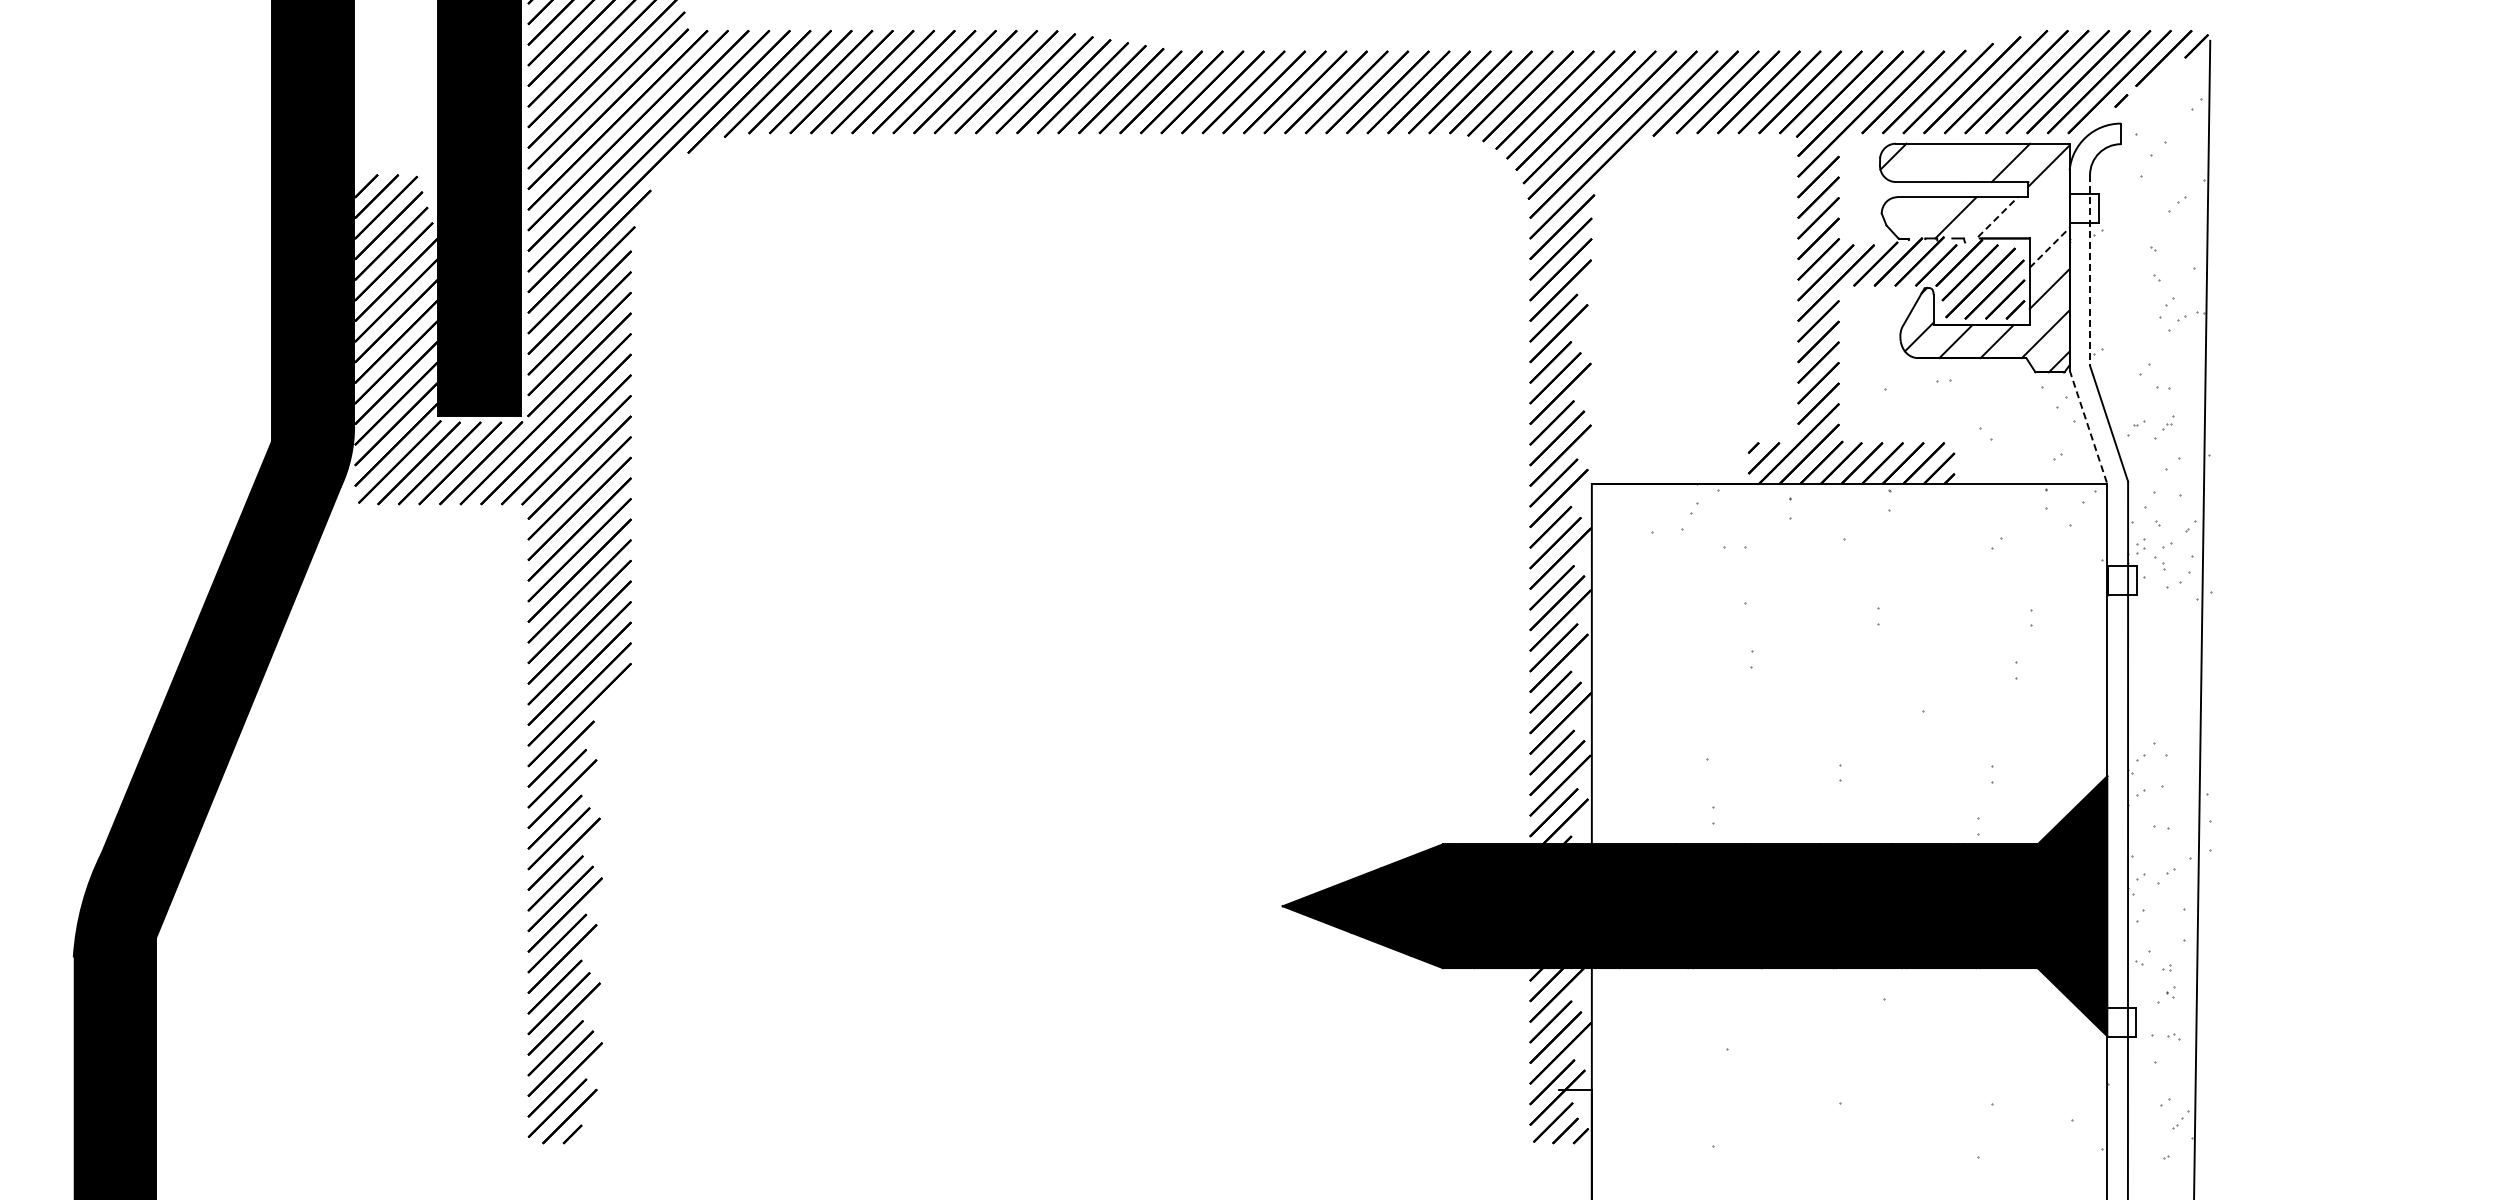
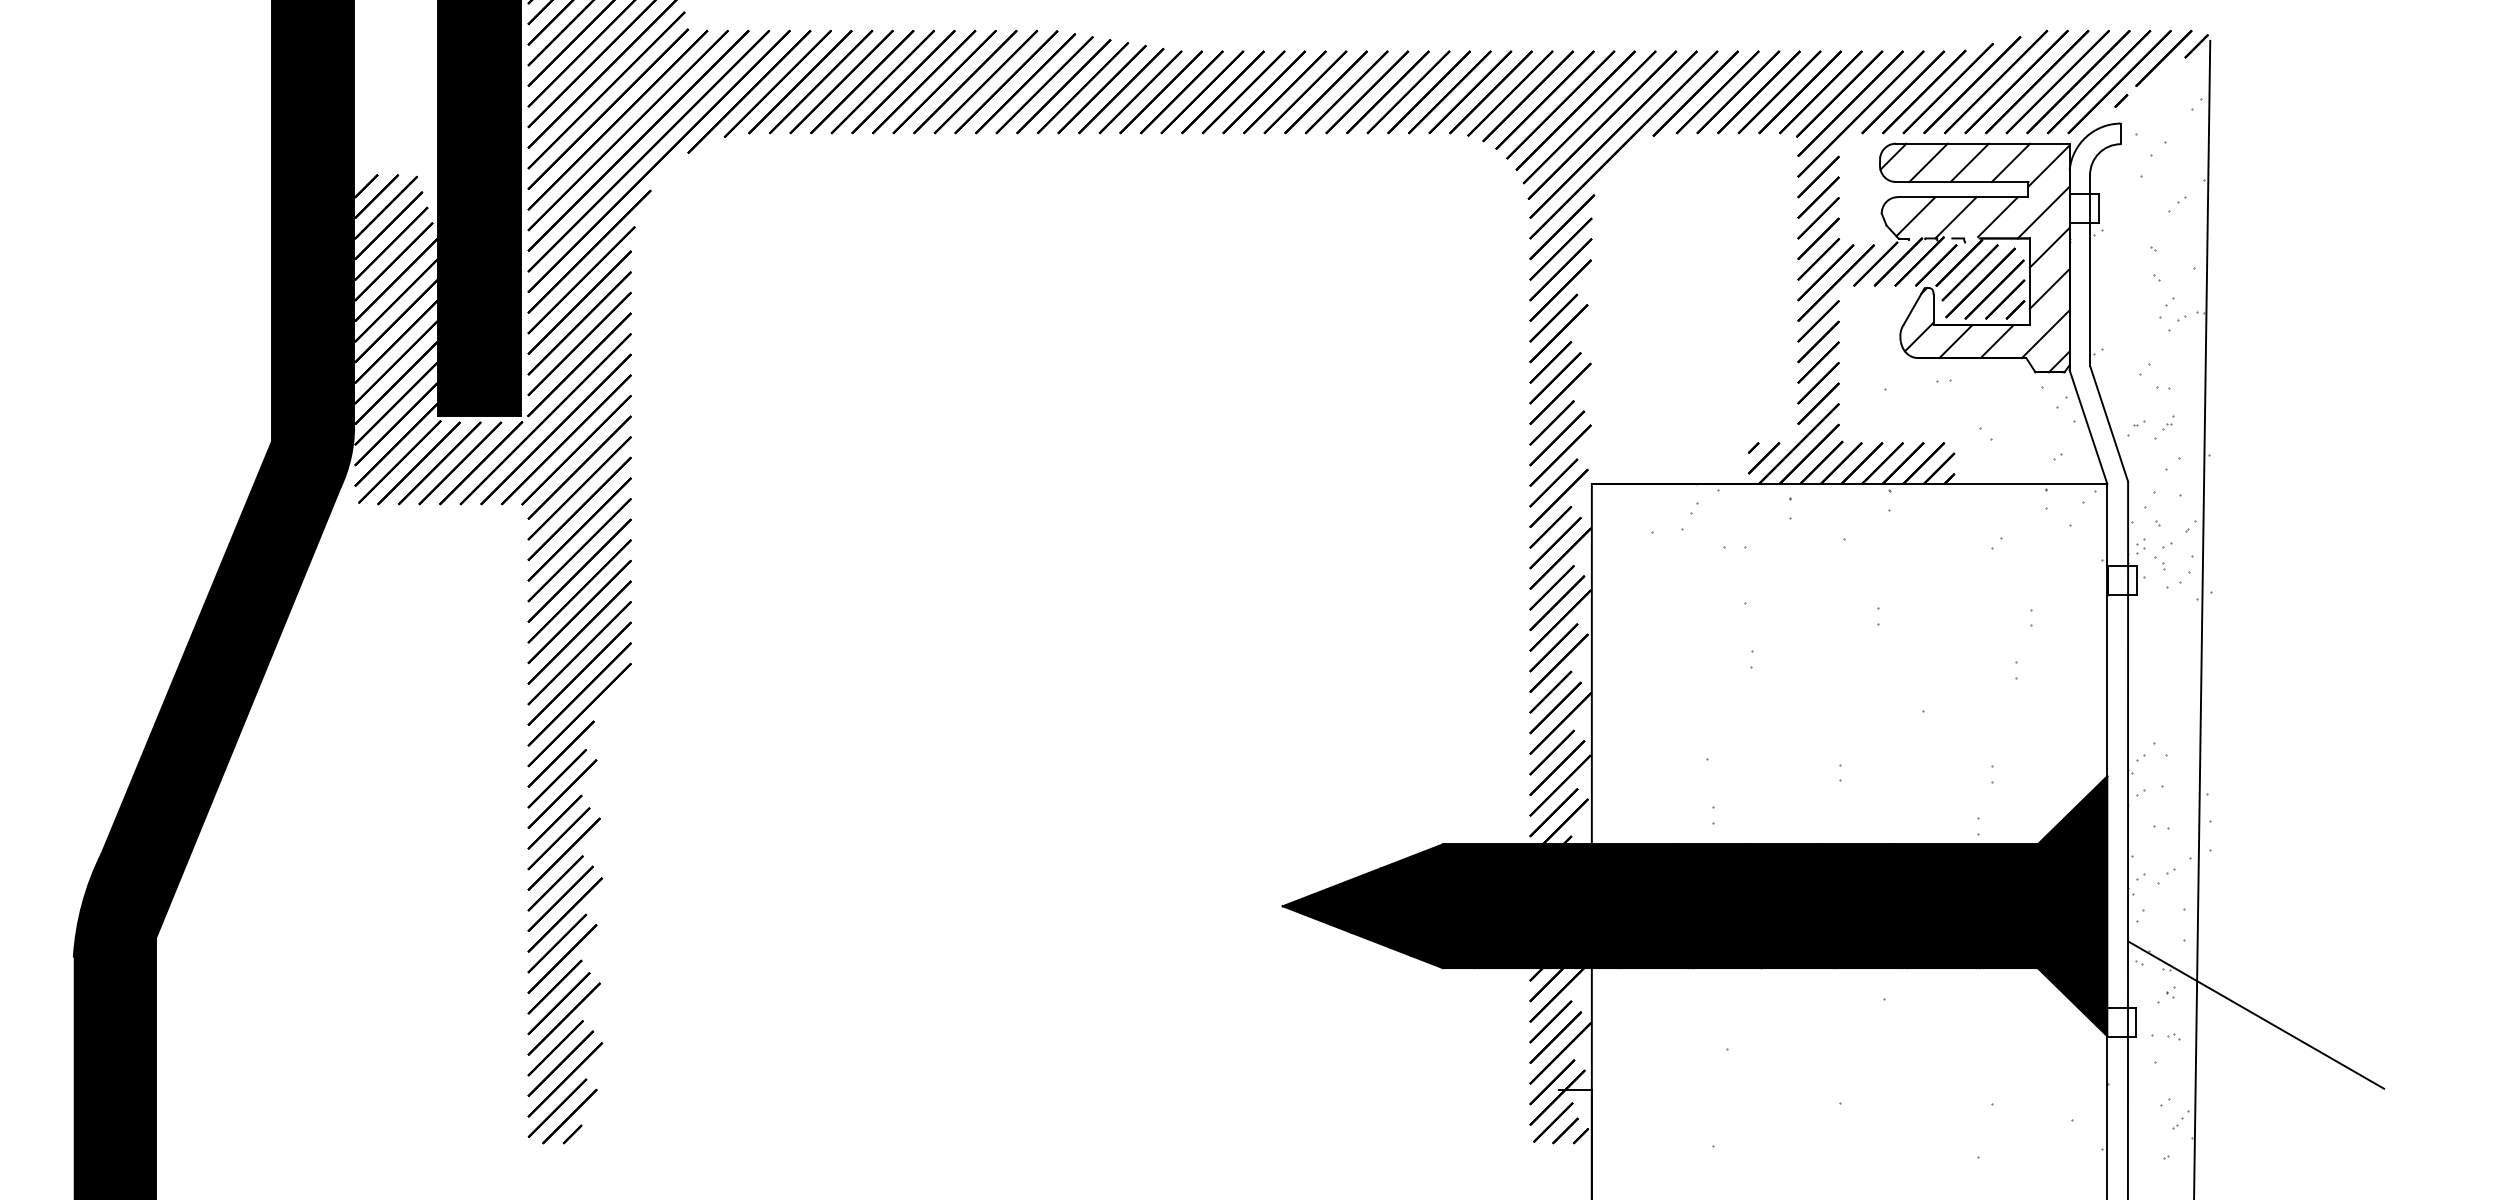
line: none -> present (1928, 162)
line: none -> present (1969, 162)
line: none -> present (2043, 212)
line: none -> present (1915, 216)
line: dashed -> solid (1998, 216)
line: dashed -> solid (2050, 247)
line: dashed -> solid (2090, 270)
line: dashed -> solid (2088, 427)
line: none -> present (2256, 1014)
